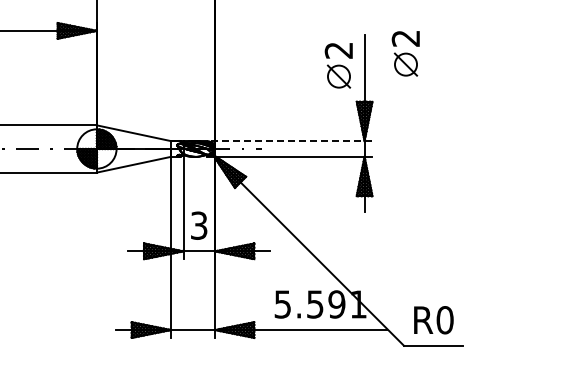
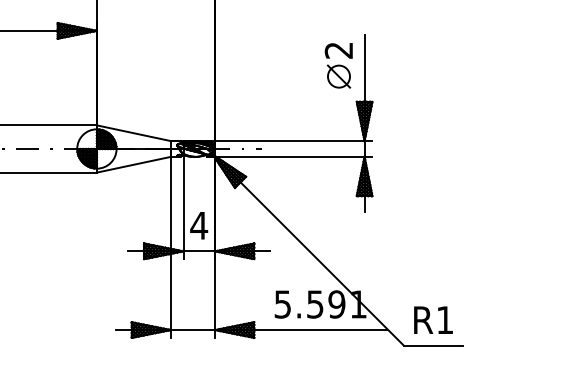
part: present -> none (405, 53)
line: dashed -> solid (289, 141)
text: 3 -> 4 (199, 225)
text: R0 -> R1 (444, 320)
